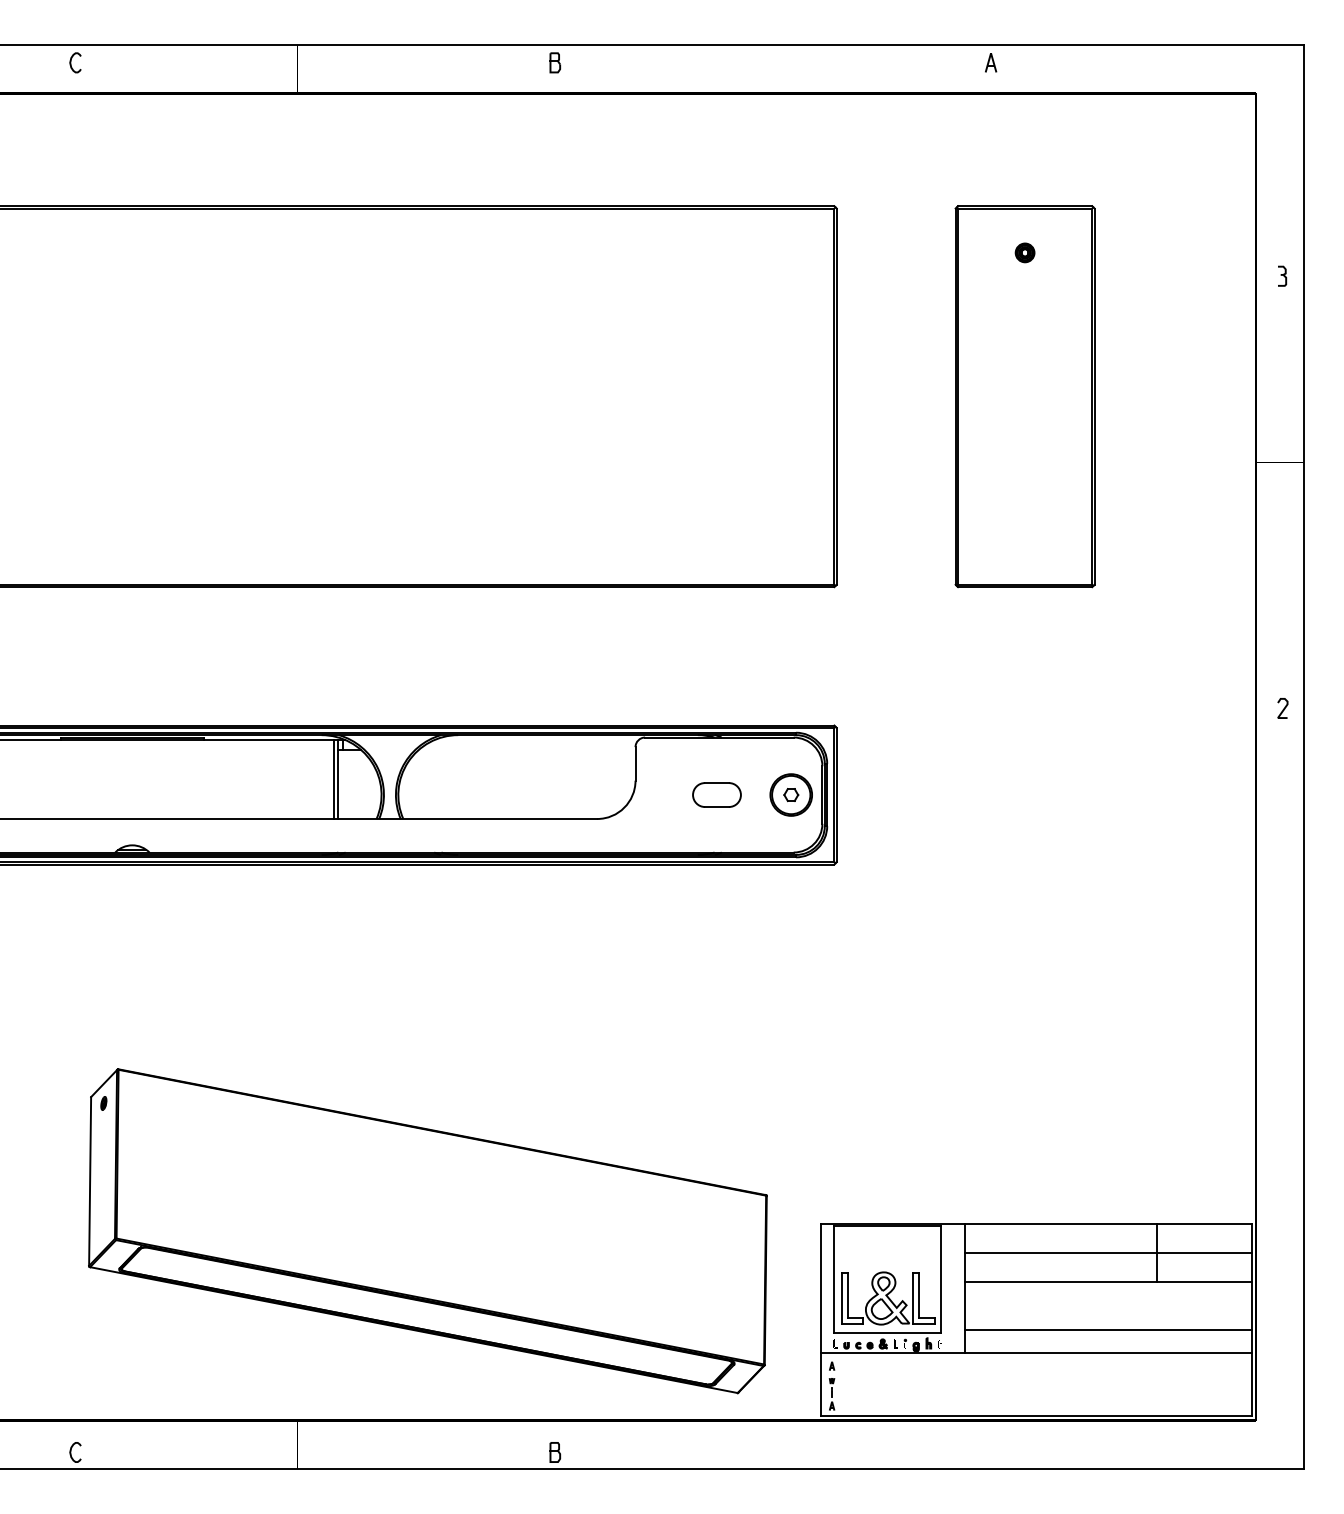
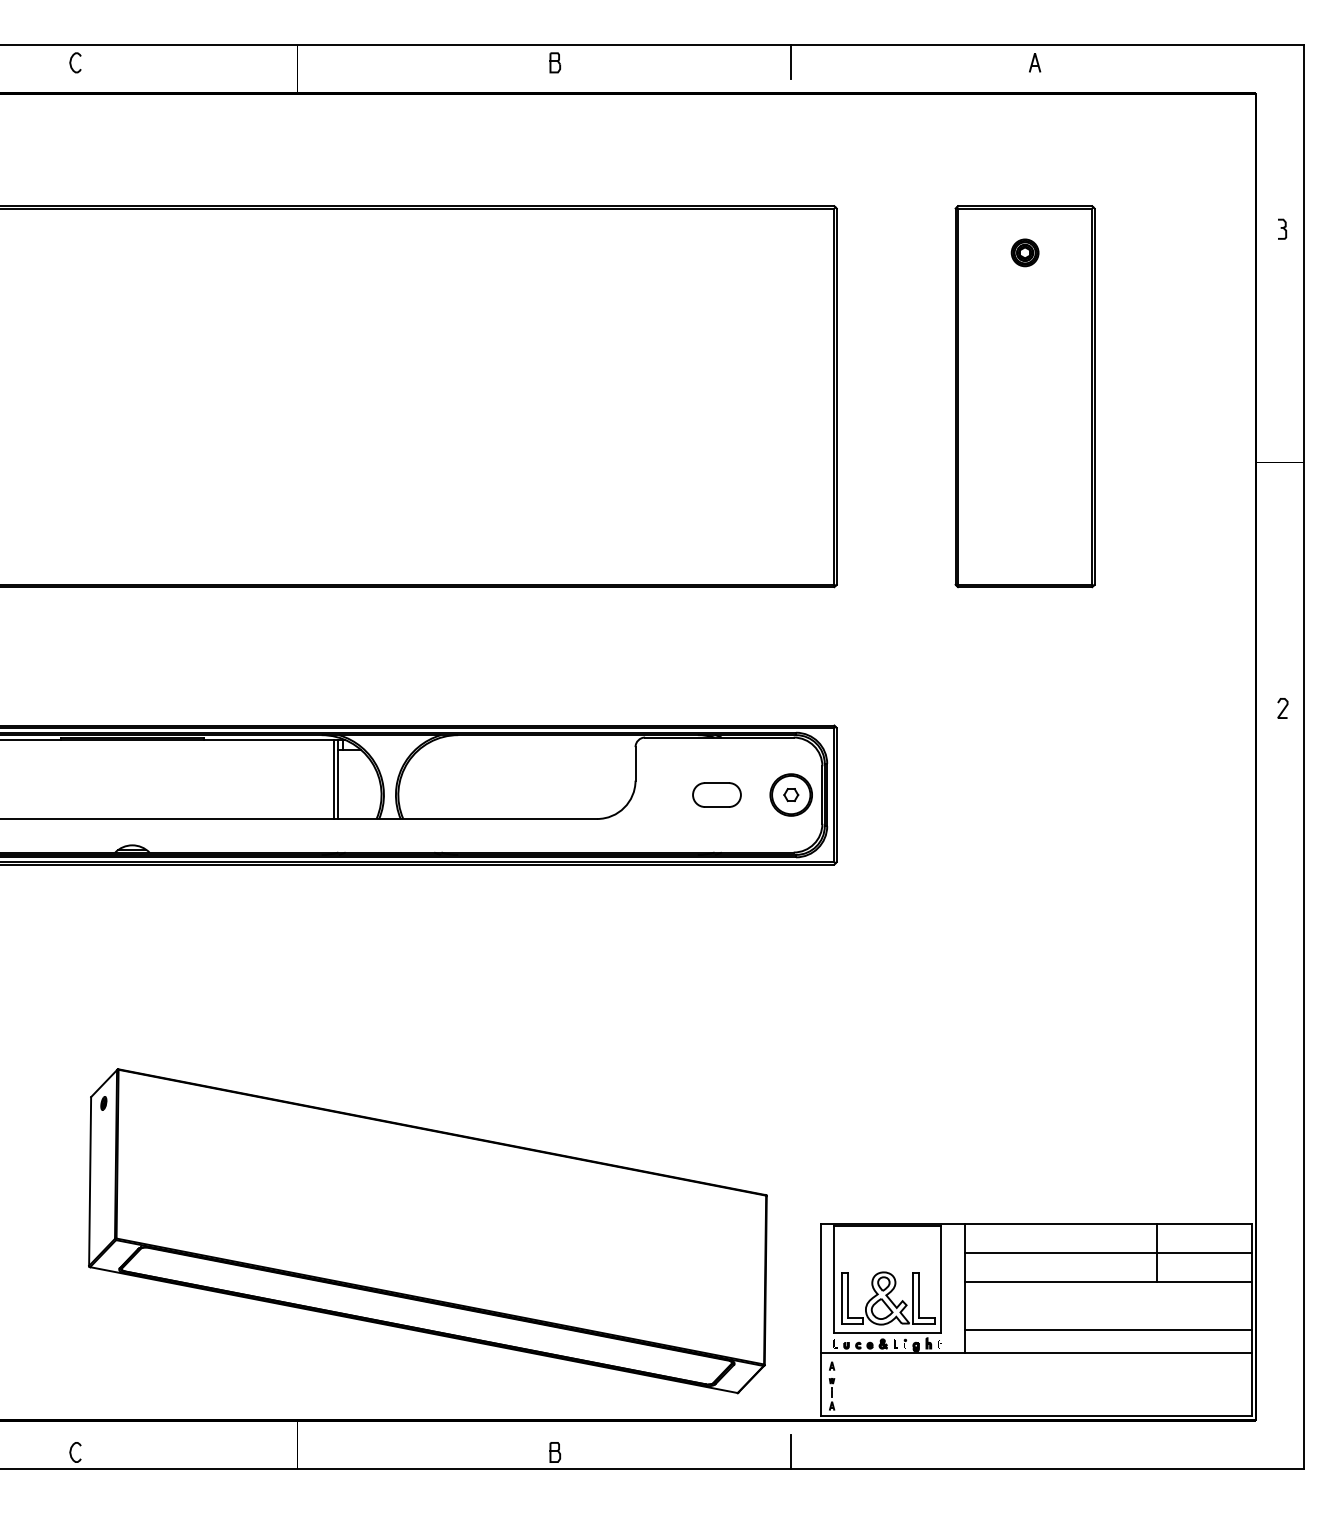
line: none -> present (790, 61)
part position: (991, 62) -> (1035, 62) (1035, 62)
part size: 22x22 px -> 30x30 px (1024, 252)
part position: (1282, 275) -> (1282, 228) (1282, 228)
line: none -> present (790, 1451)
